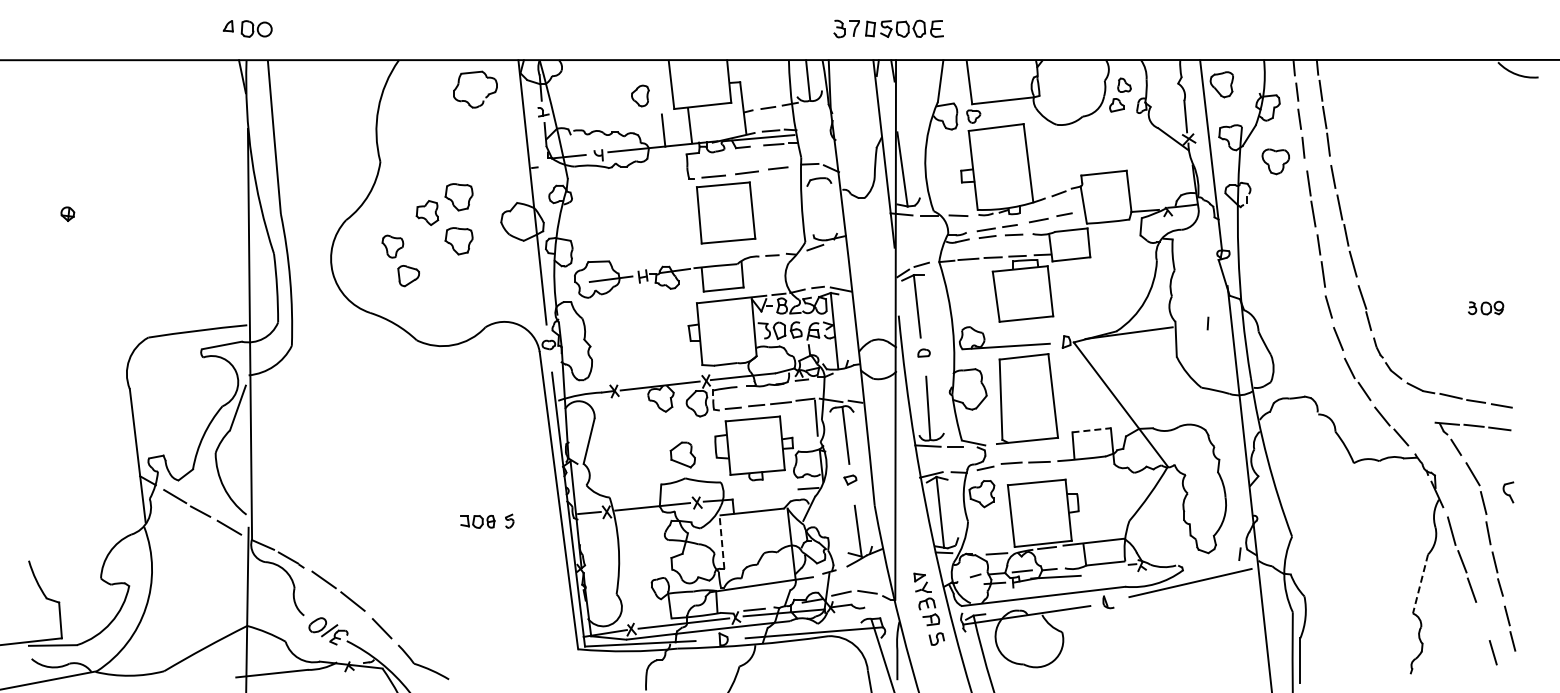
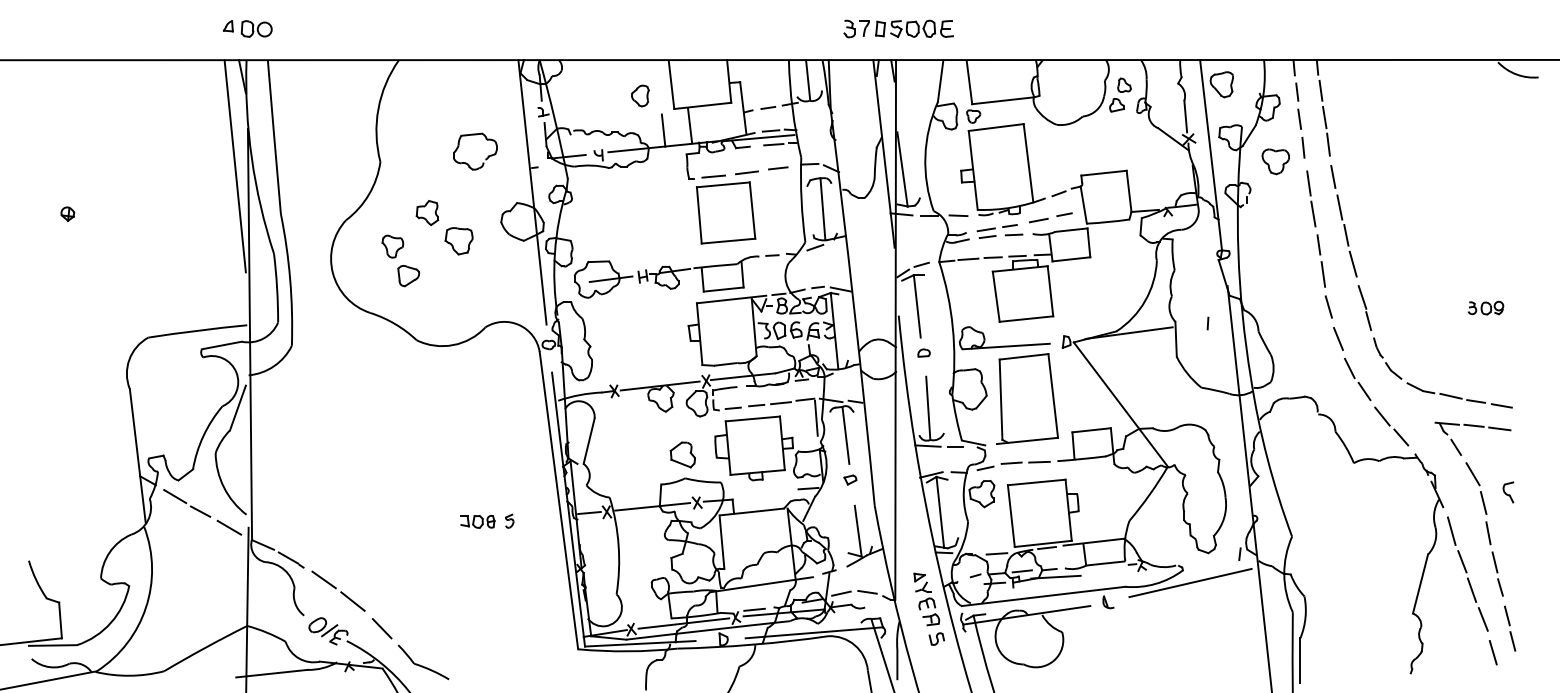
part position: (888, 28) -> (898, 28) (898, 28)
part position: (485, 96) -> (485, 158) (485, 158)
line: none -> present (234, 166)
part: present -> none (458, 197)
line: none -> present (822, 208)
line: dashed -> solid (1092, 430)
line: dashed -> solid (721, 542)
line: dashed -> solid (1420, 584)
line: none -> present (1482, 619)
